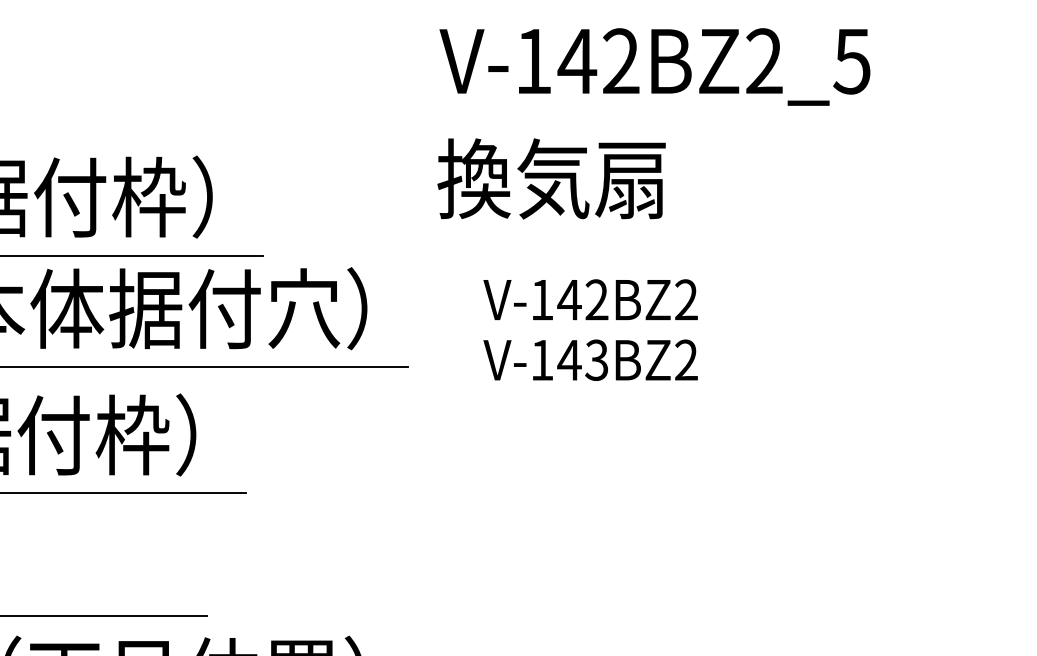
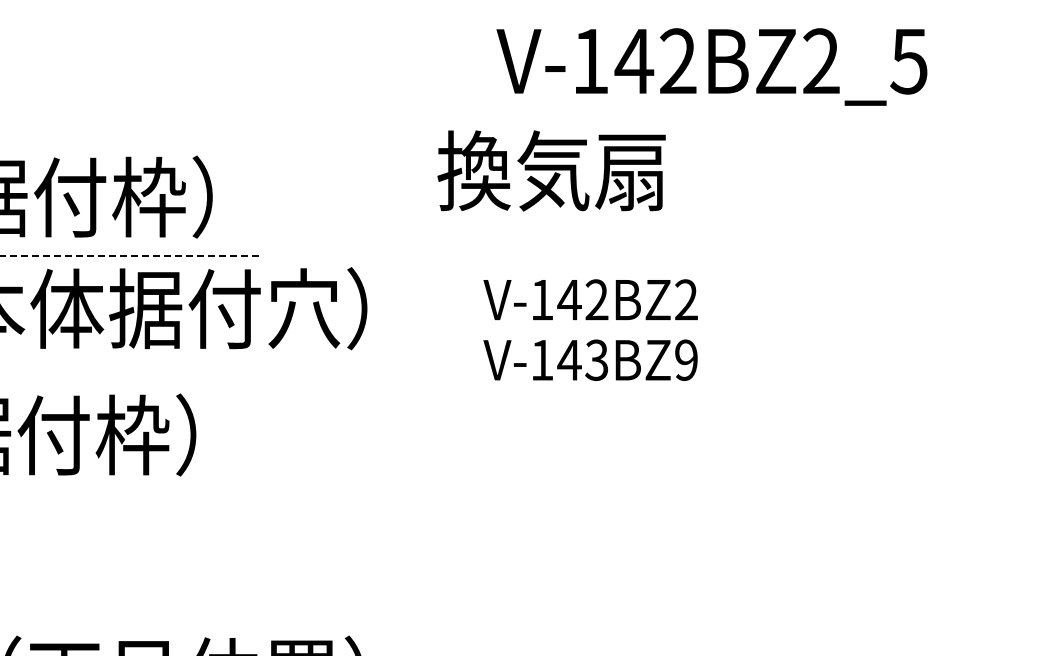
text position: (654, 66) -> (711, 66) (711, 66)
text position: (551, 178) -> (551, 170) (551, 170)
line: solid -> dashed (132, 255)
text: V-143BZ2 -> V-143BZ9 (686, 360)
line: present -> none (204, 367)
line: present -> none (124, 493)
line: present -> none (104, 615)
